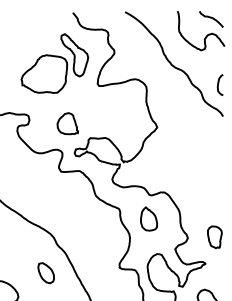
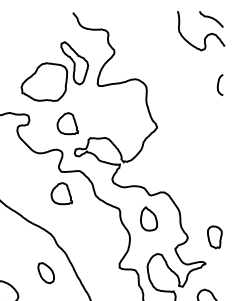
part position: (54, 63) -> (54, 71) (54, 71)
curve: present -> none (174, 65)
part: none -> present (61, 193)
